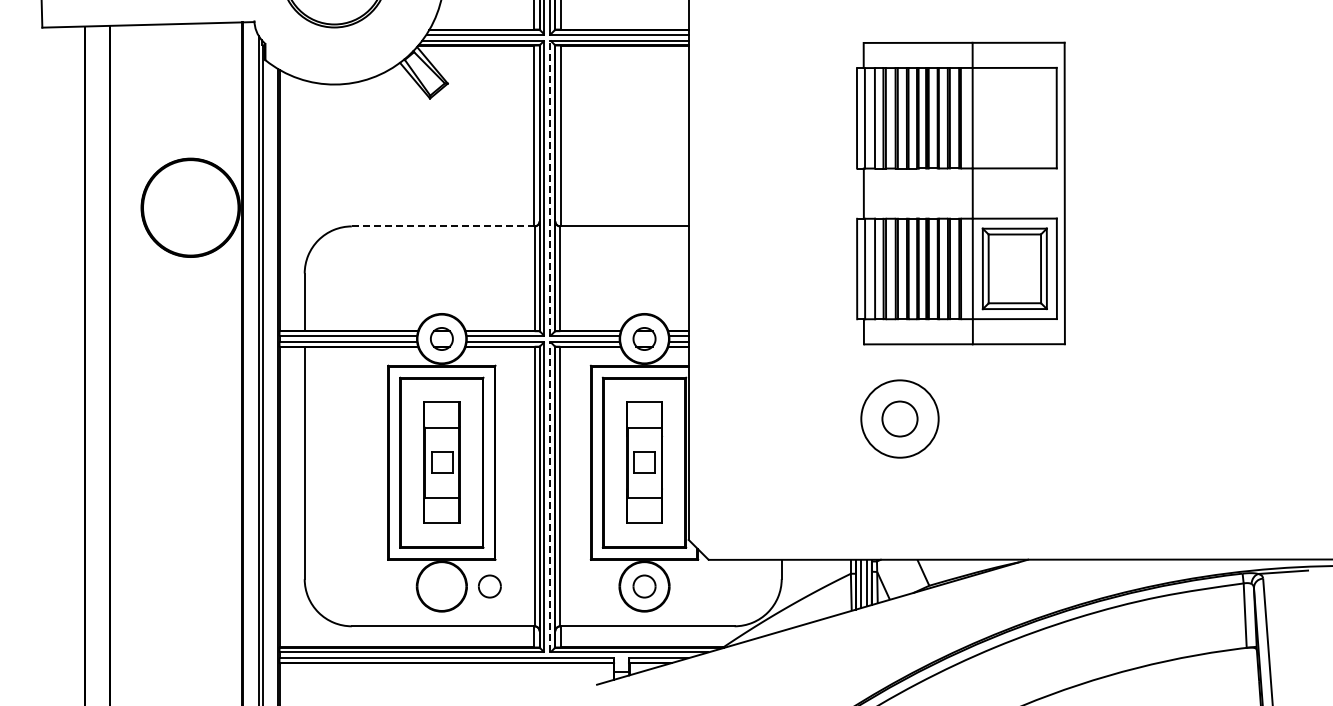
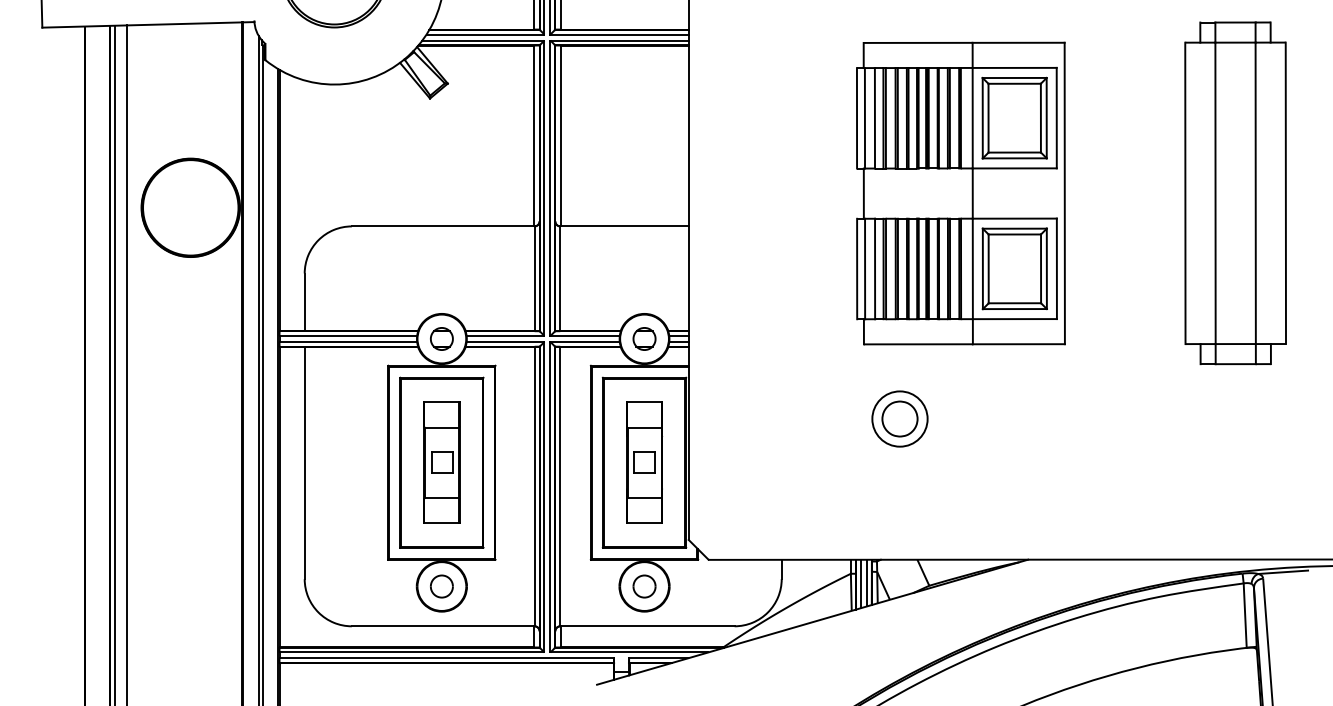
part: none -> present (1014, 117)
line: dashed -> solid (550, 188)
part: none -> present (1235, 193)
line: dashed -> solid (443, 226)
line: none -> present (114, 363)
line: none -> present (127, 363)
circle diameter: 77 px -> 55 px (899, 418)
line: dashed -> solid (550, 496)
part position: (489, 586) -> (441, 586) (441, 586)
